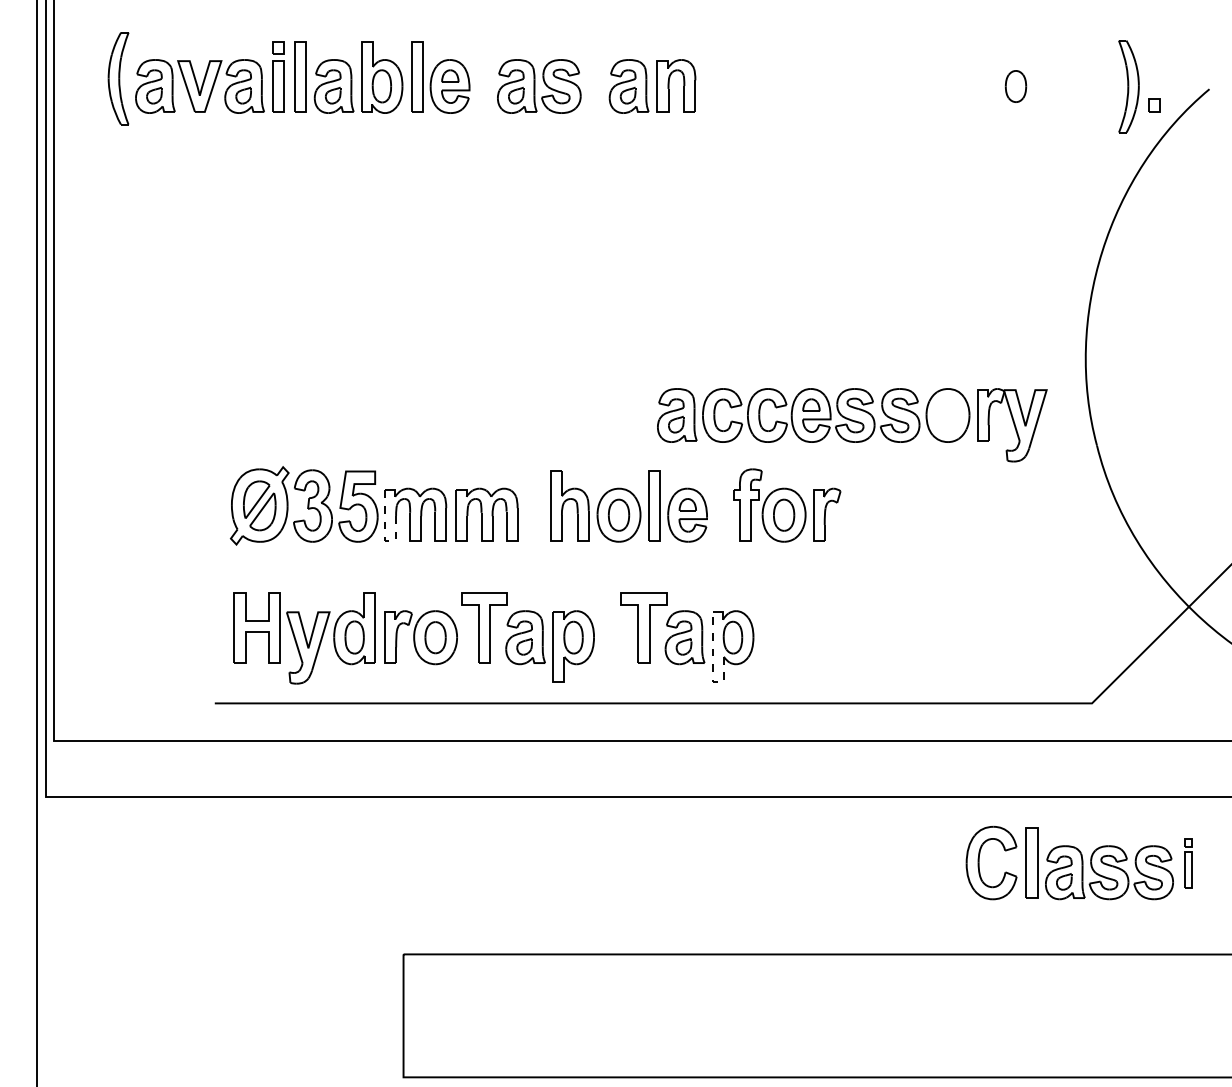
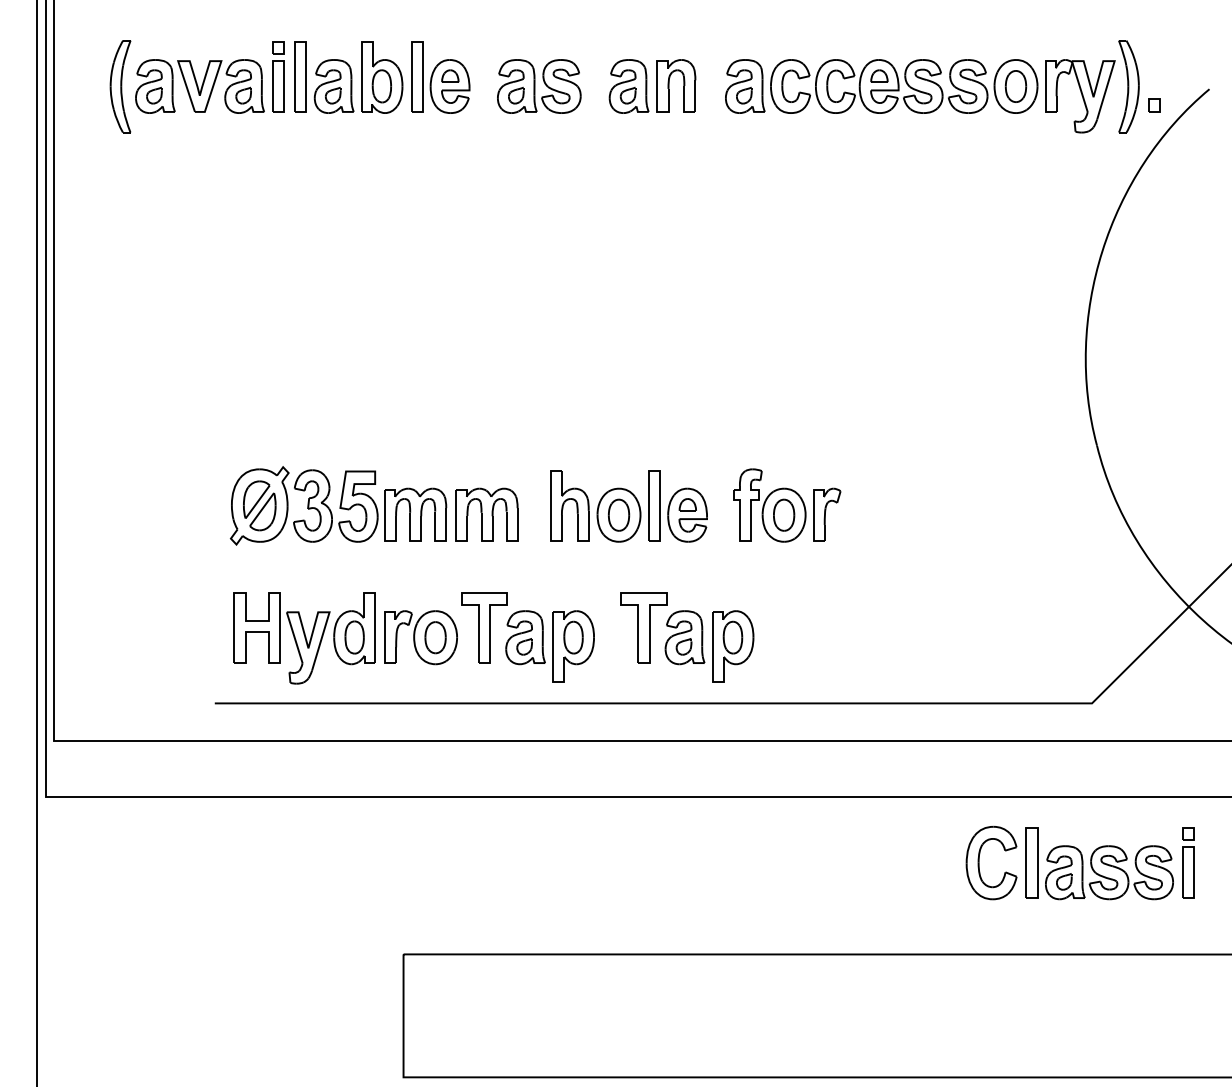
part position: (118, 78) -> (120, 86) (120, 86)
part position: (852, 425) -> (920, 96) (920, 96)
line: dashed -> solid (385, 534)
line: dashed -> solid (712, 666)
part size: 9x51 px -> 13x72 px (1188, 862)
